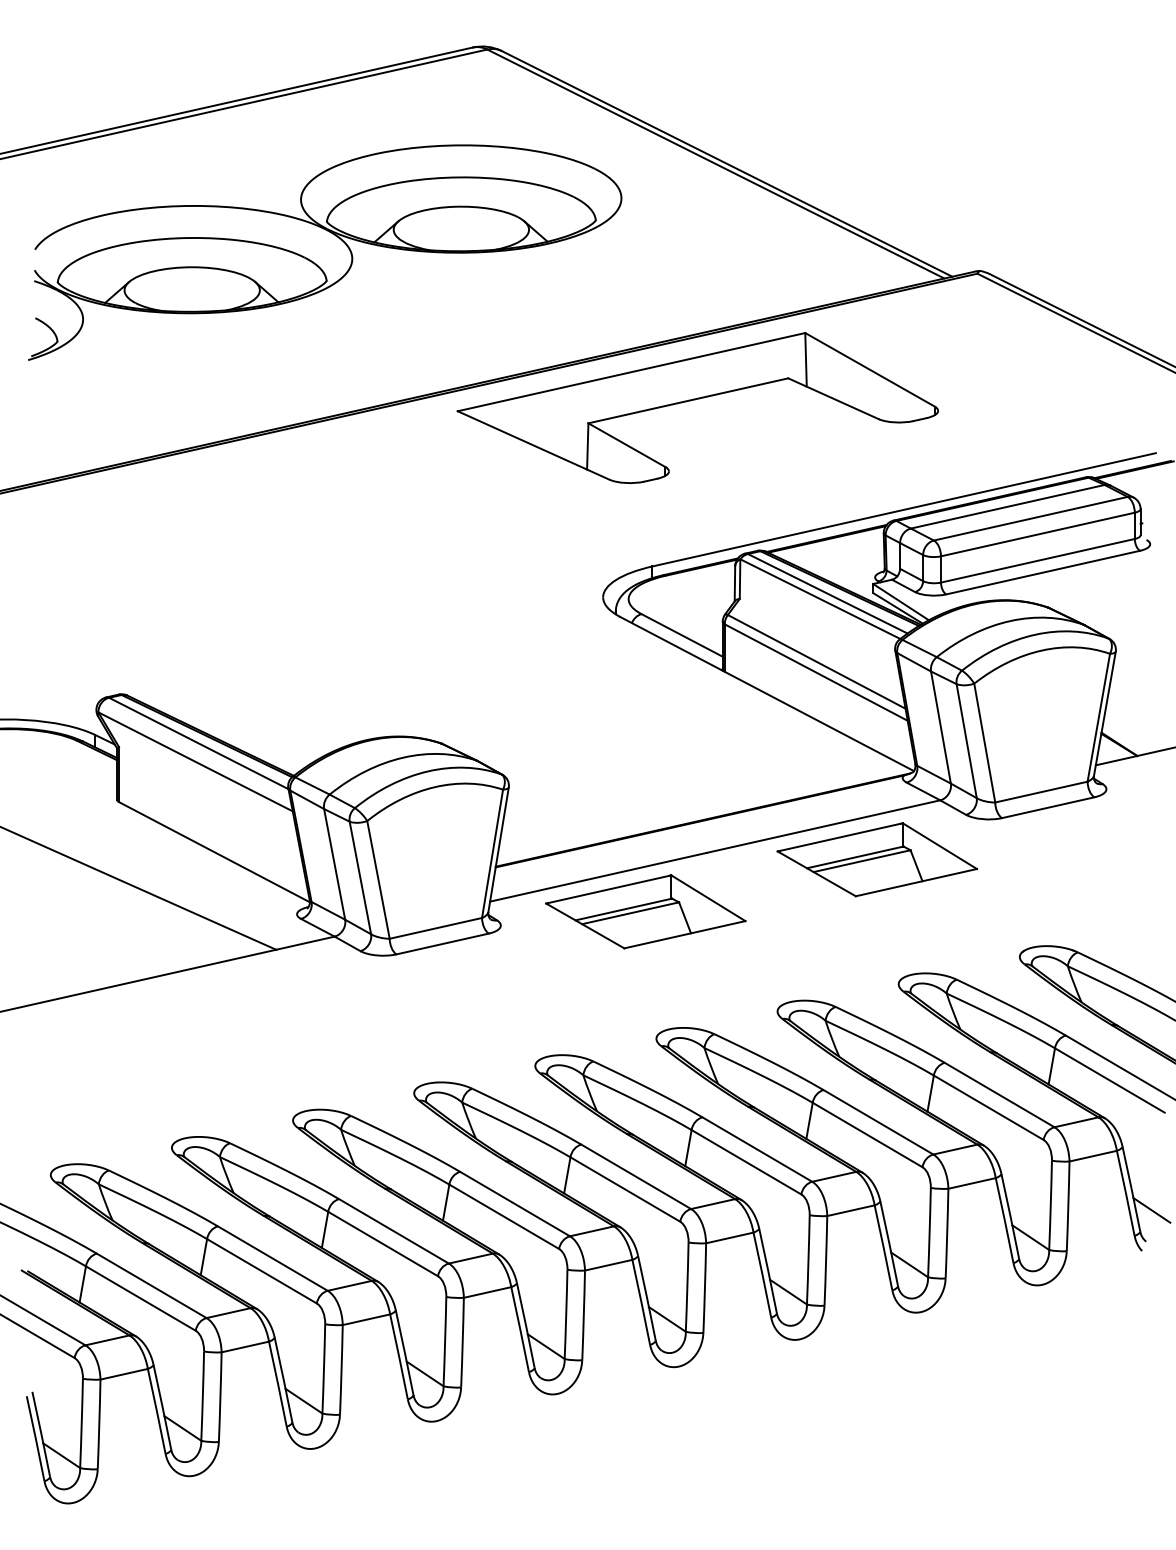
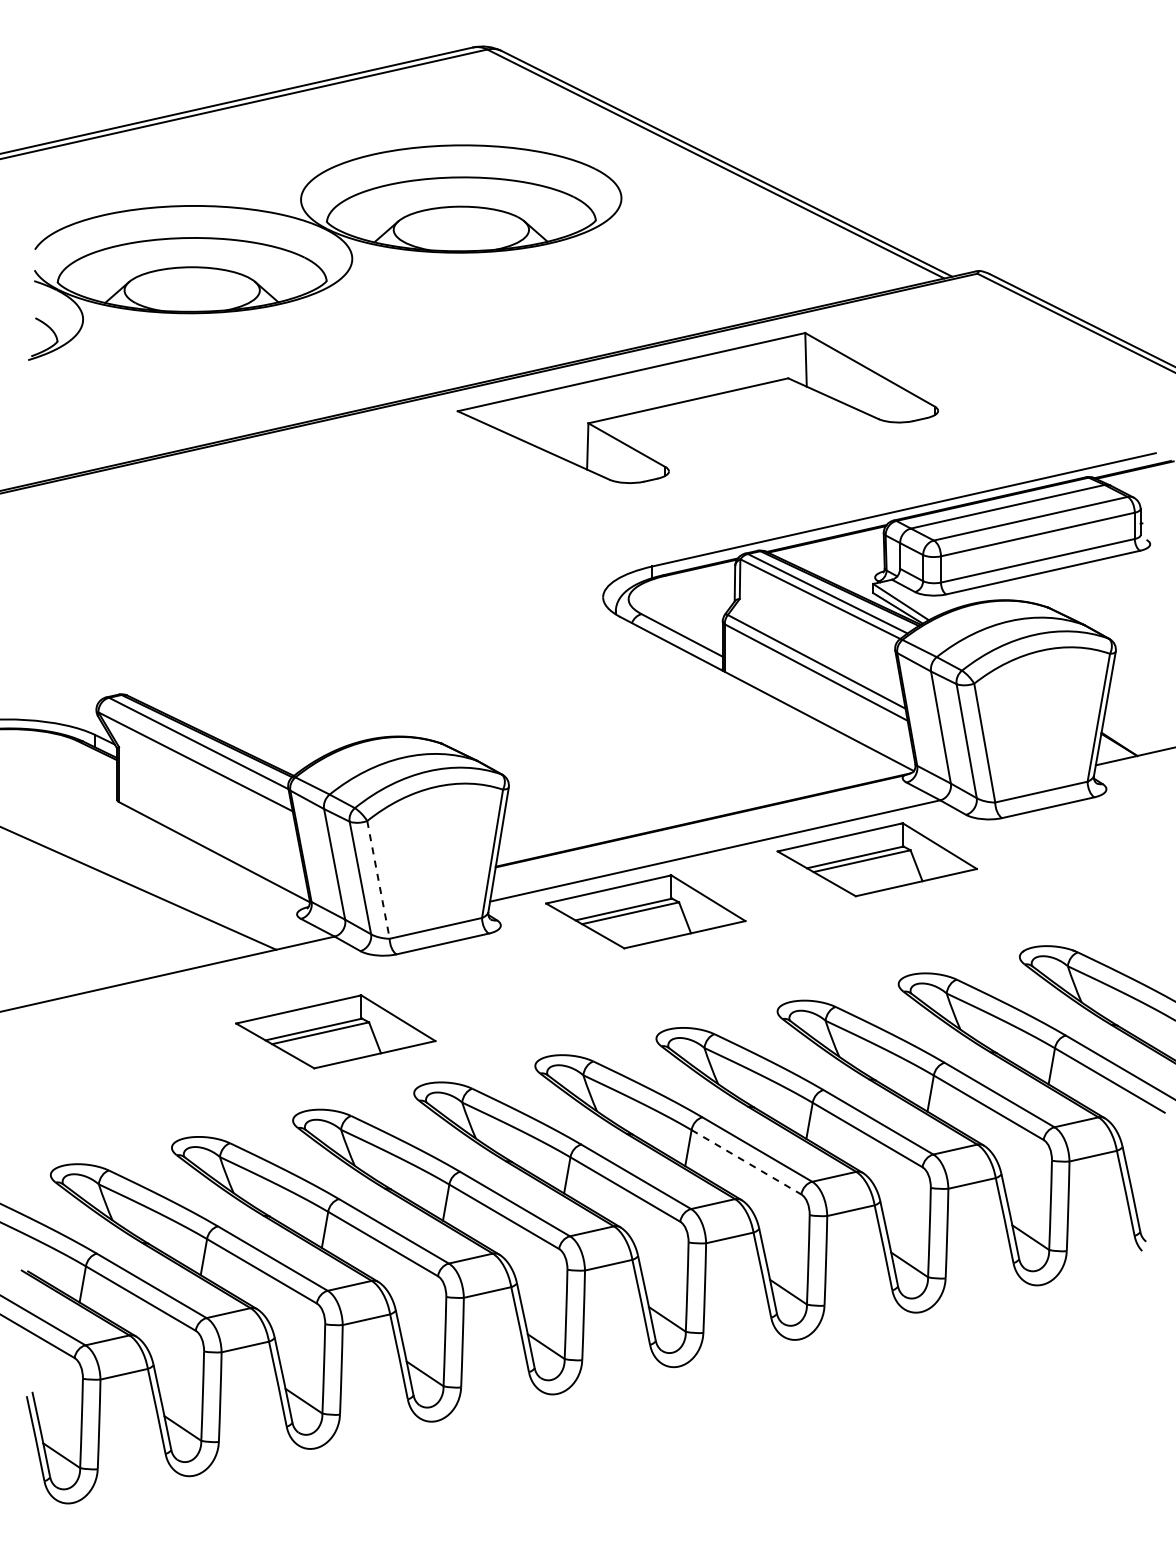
line: solid -> dashed (378, 879)
part: none -> present (335, 1031)
line: solid -> dashed (746, 1162)
line: present -> none (1151, 1210)
